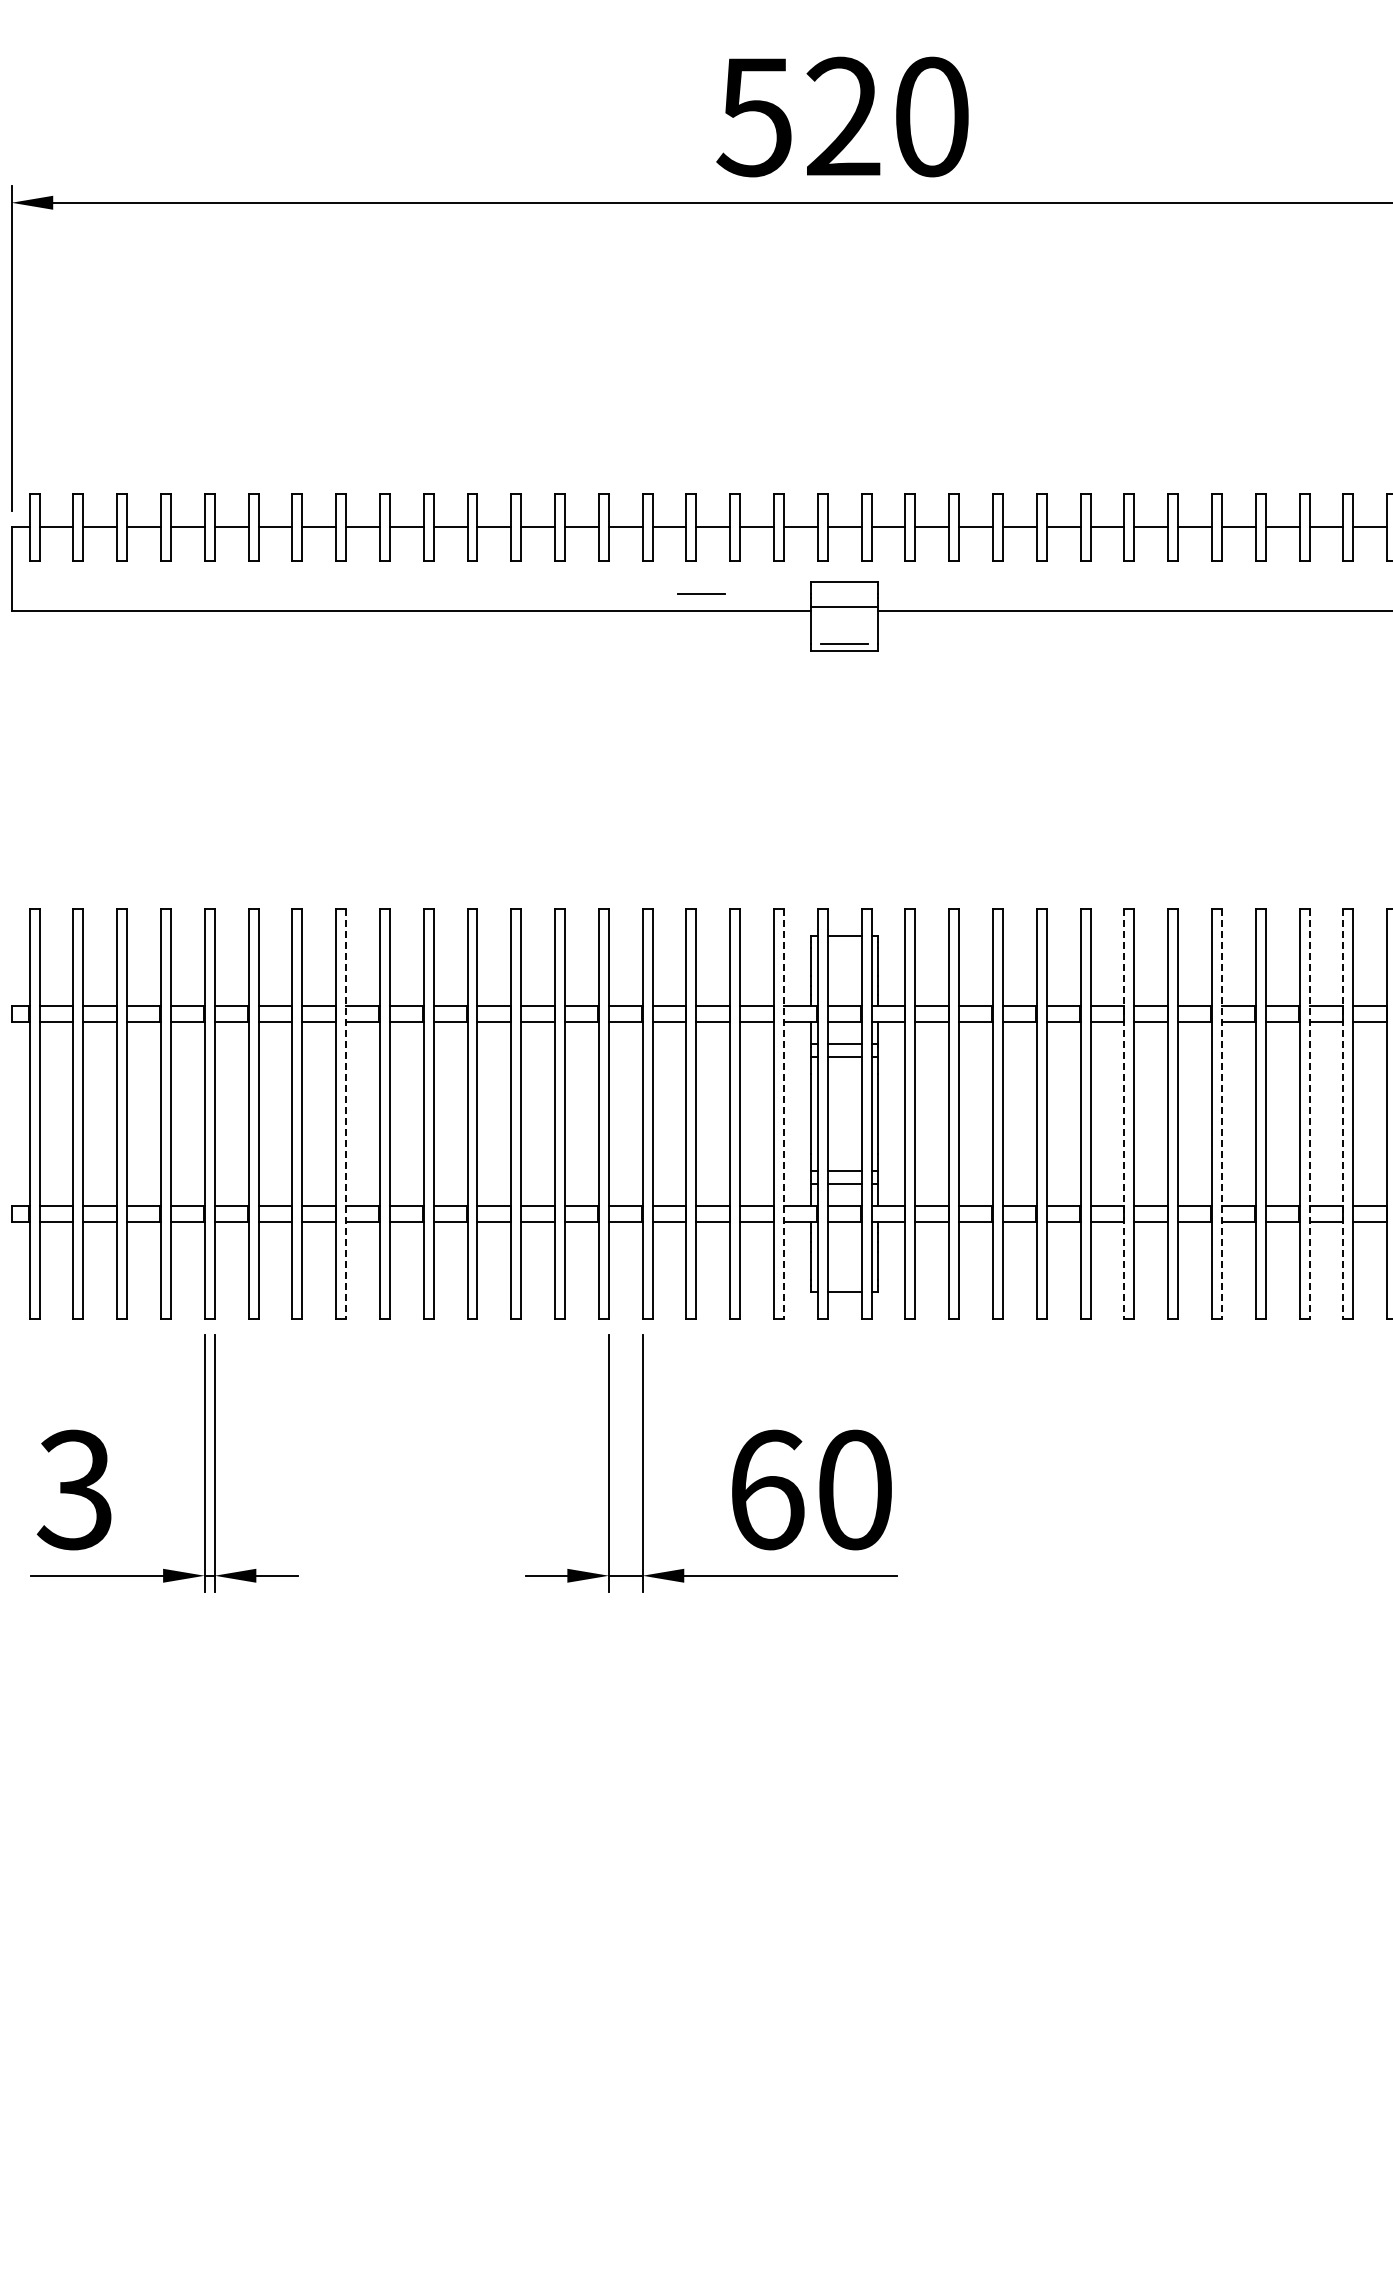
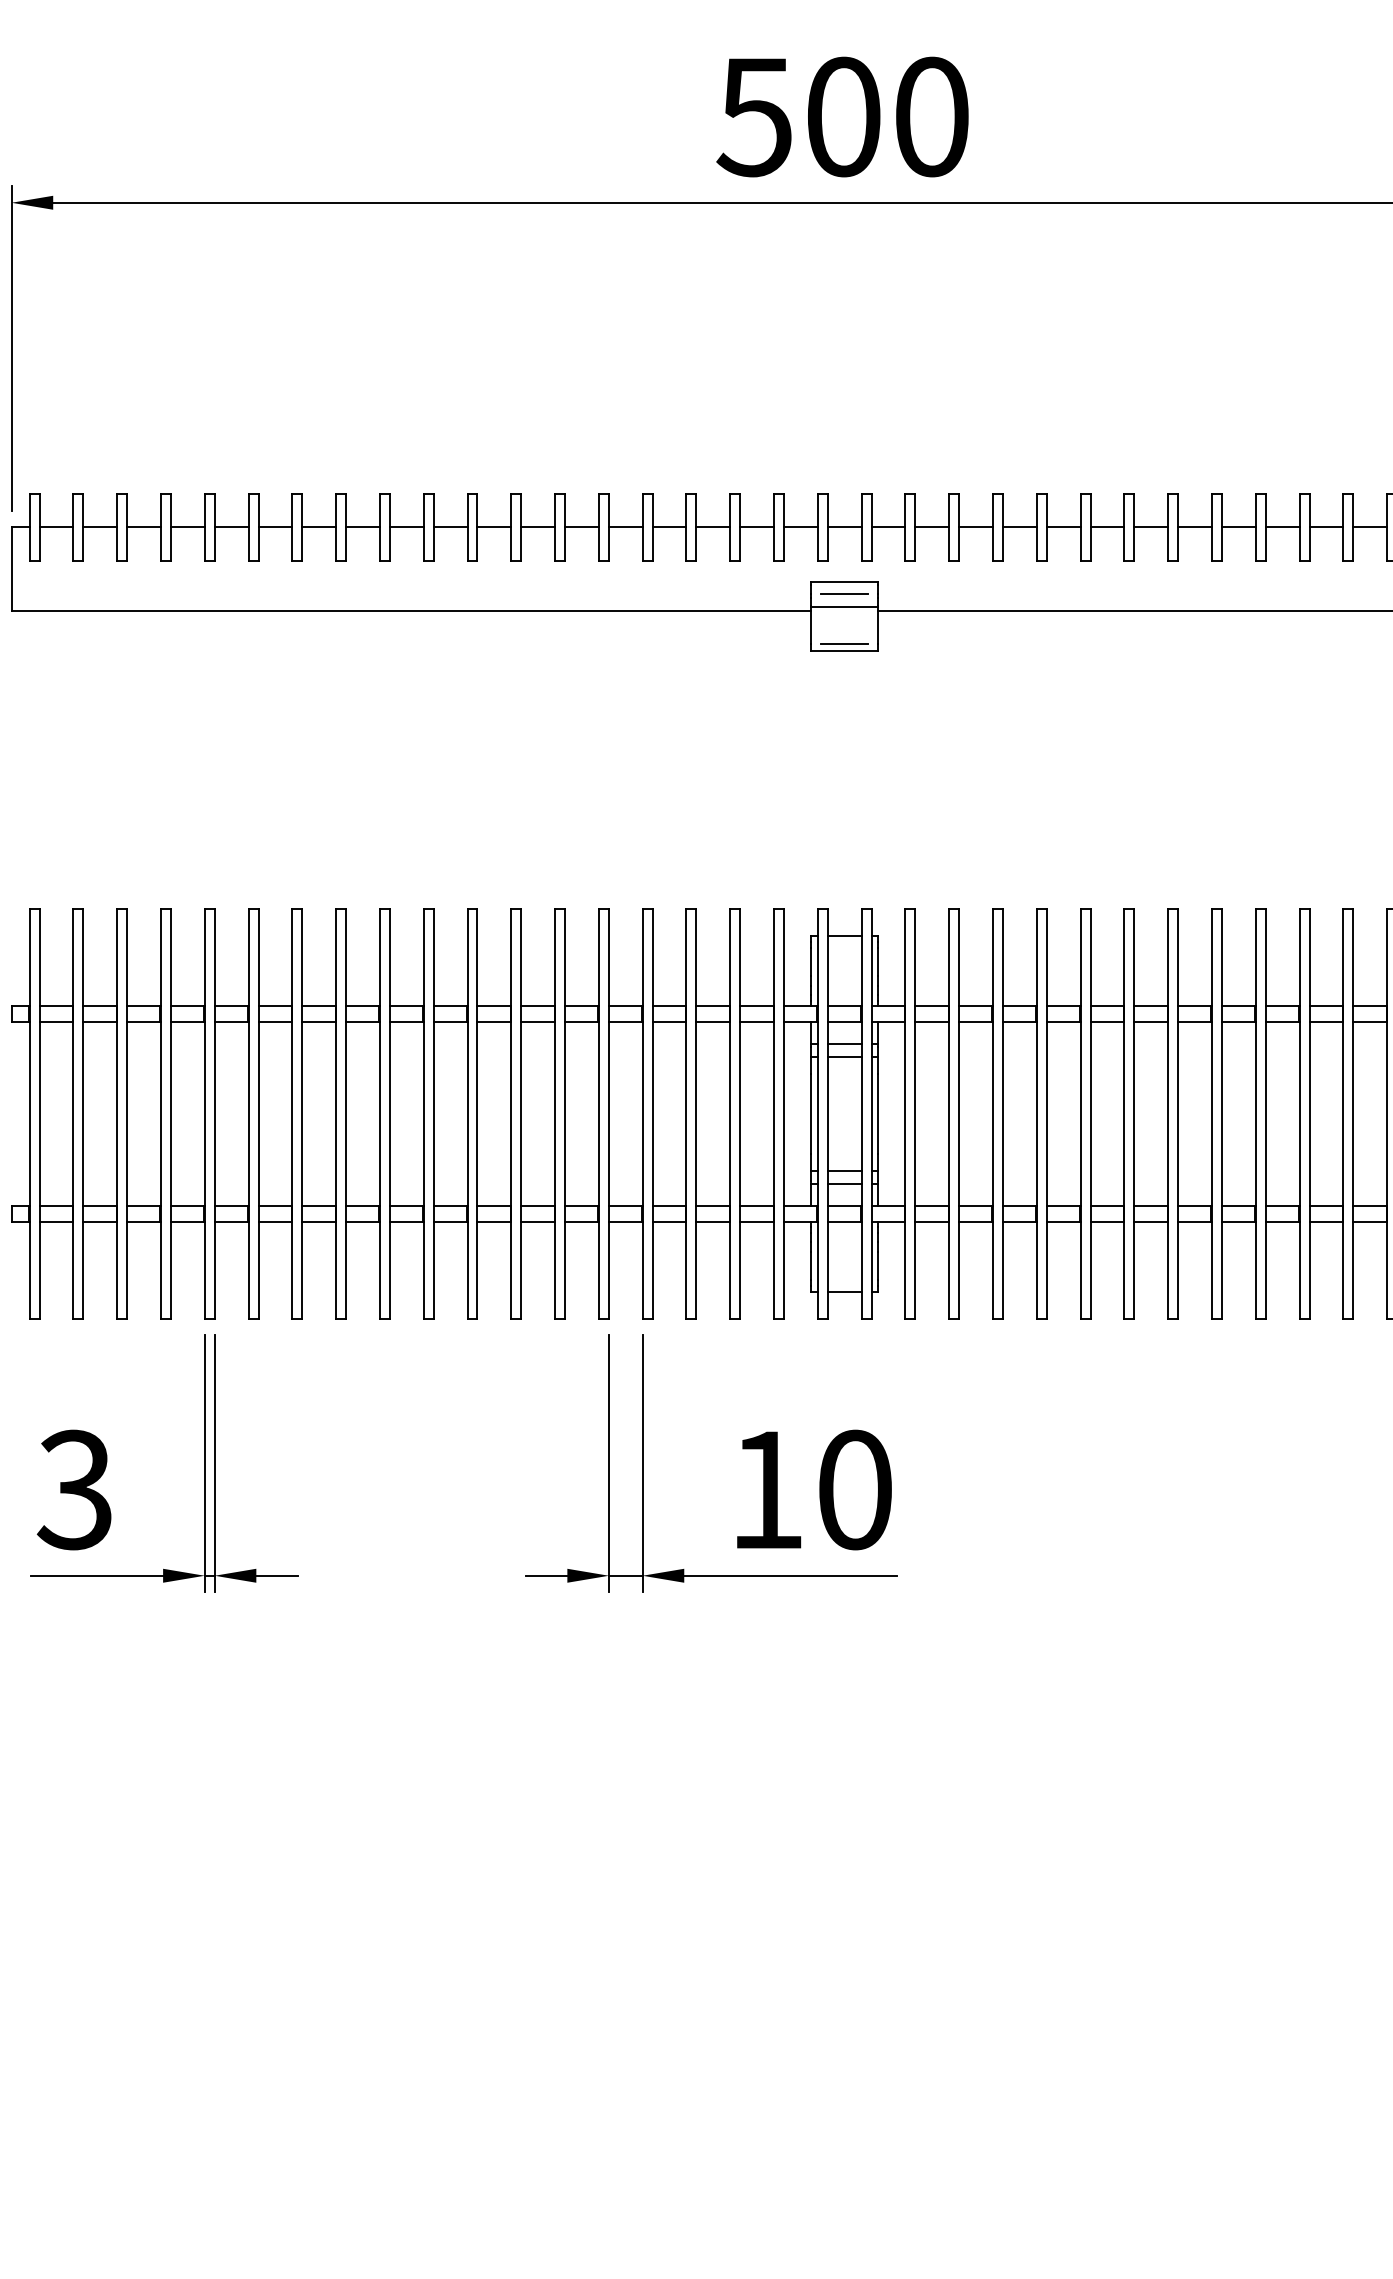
text: 520 -> 500 (843, 116)
line position: (701, 593) -> (844, 593) (844, 593)
line: dashed -> solid (346, 1113)
line: dashed -> solid (784, 1113)
line: dashed -> solid (1124, 1113)
line: dashed -> solid (1221, 1113)
line: dashed -> solid (1309, 1113)
line: dashed -> solid (1343, 1113)
text: 60 -> 10 (768, 1489)
